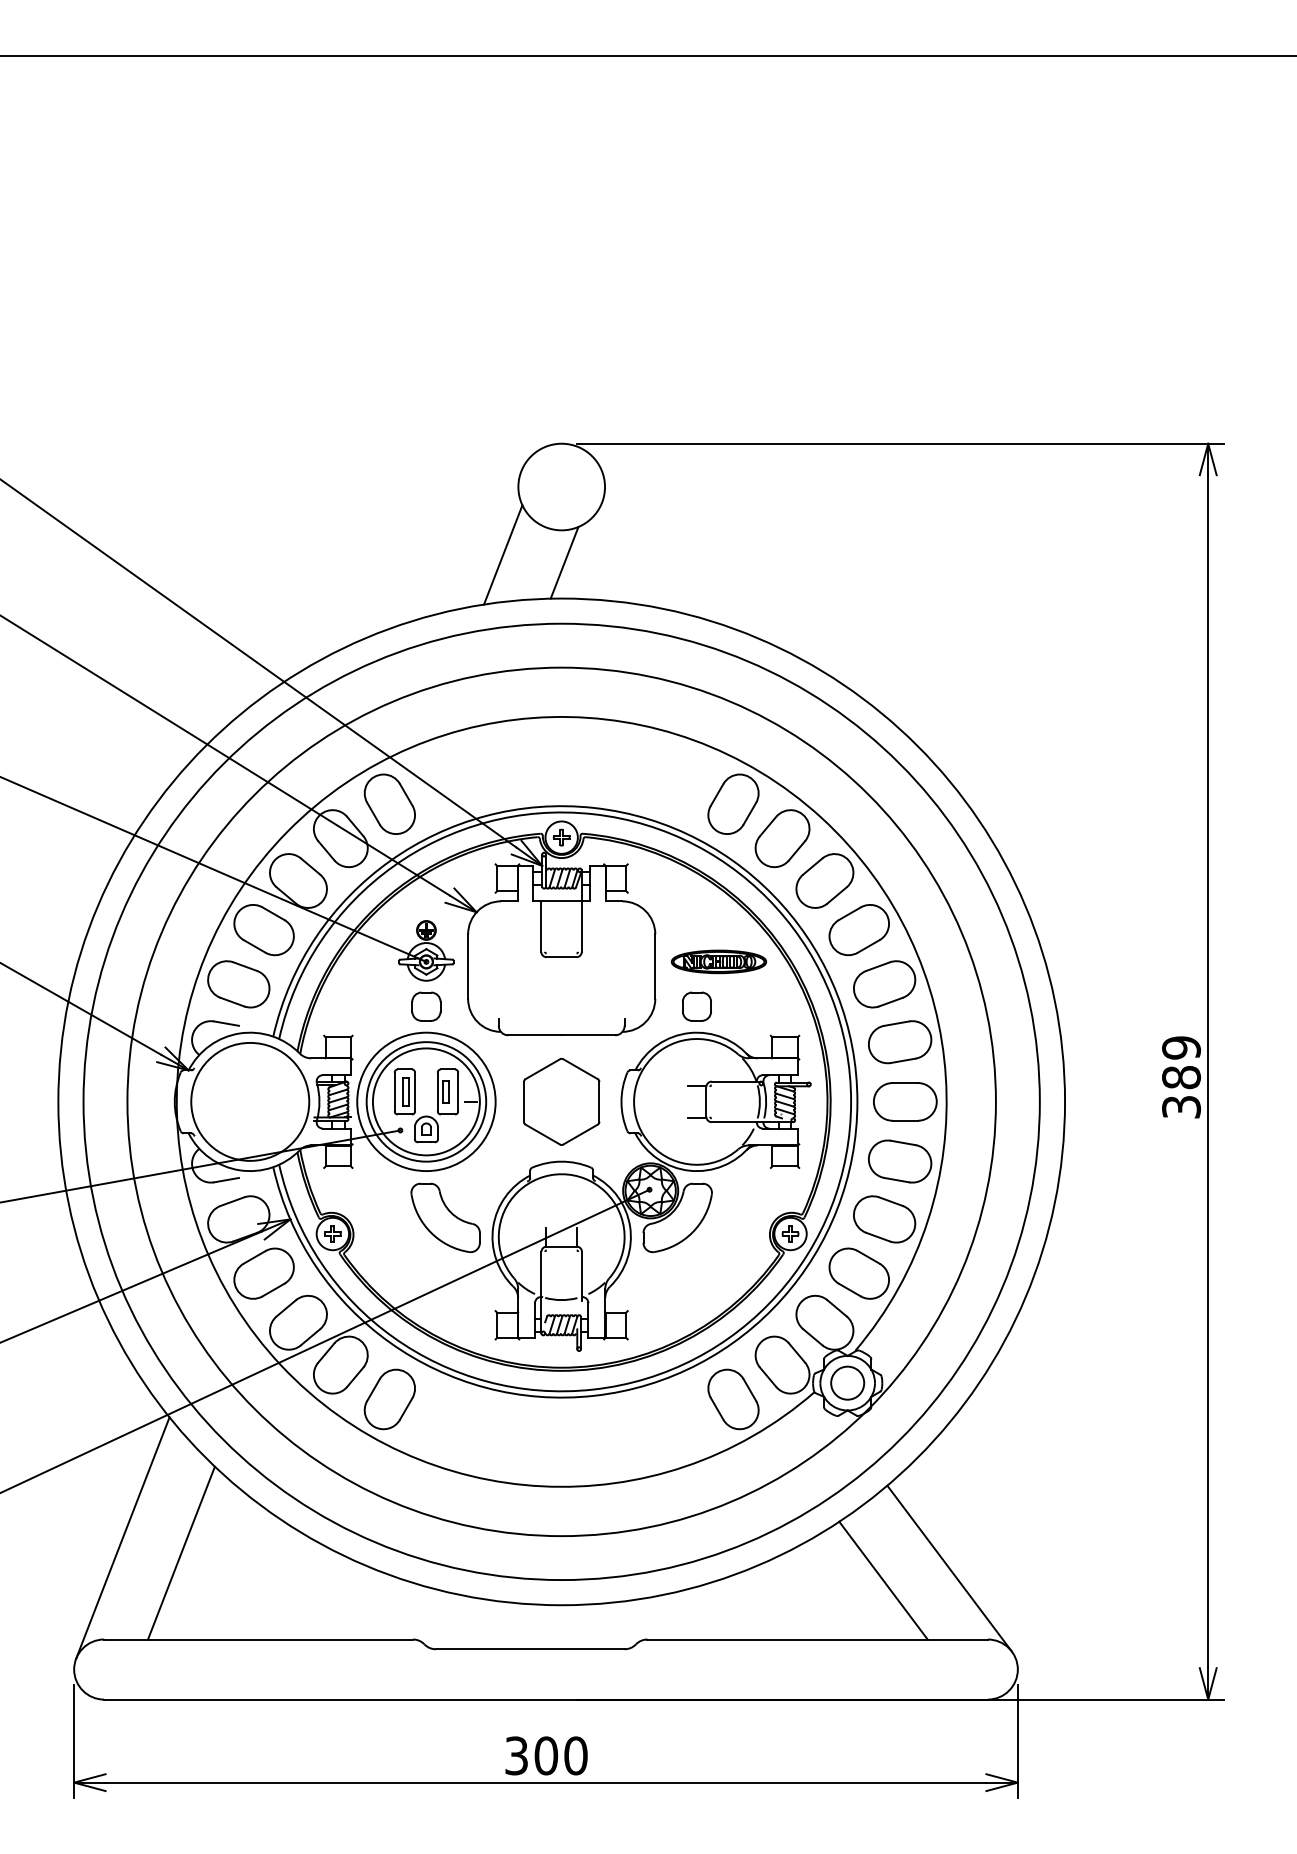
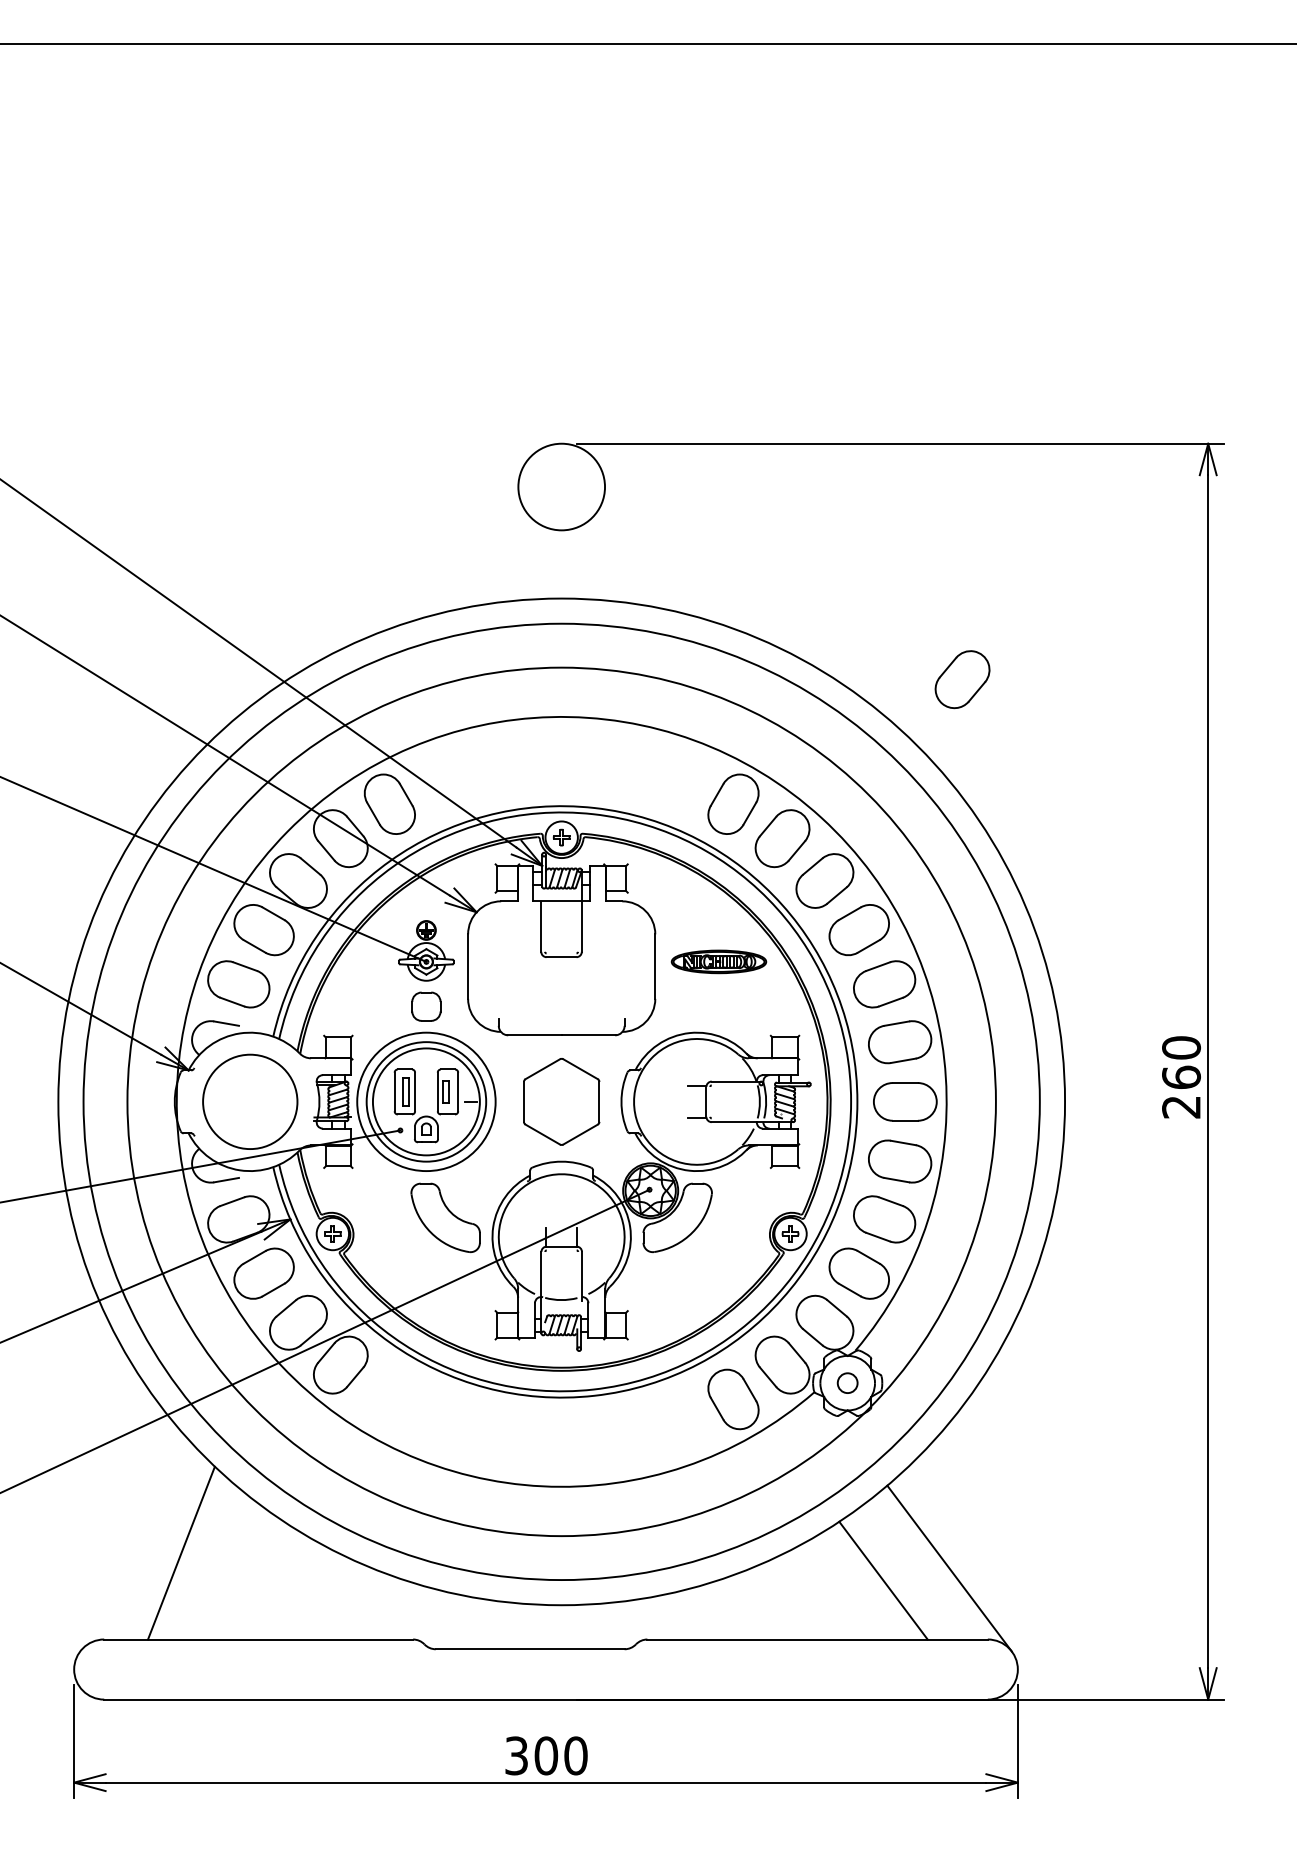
line position: (647, 55) -> (647, 43) (647, 43)
line: present -> none (503, 554)
line: present -> none (564, 562)
part: none -> present (962, 679)
part: present -> none (696, 1006)
text: 389 -> 260 (1181, 1077)
circle diameter: 118 px -> 94 px (250, 1101)
circle diameter: 33 px -> 20 px (847, 1383)
part: present -> none (389, 1399)
line: present -> none (122, 1537)
